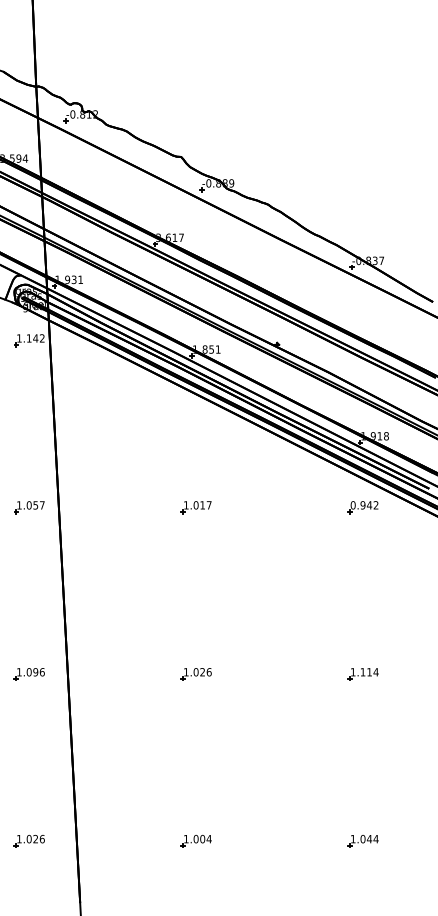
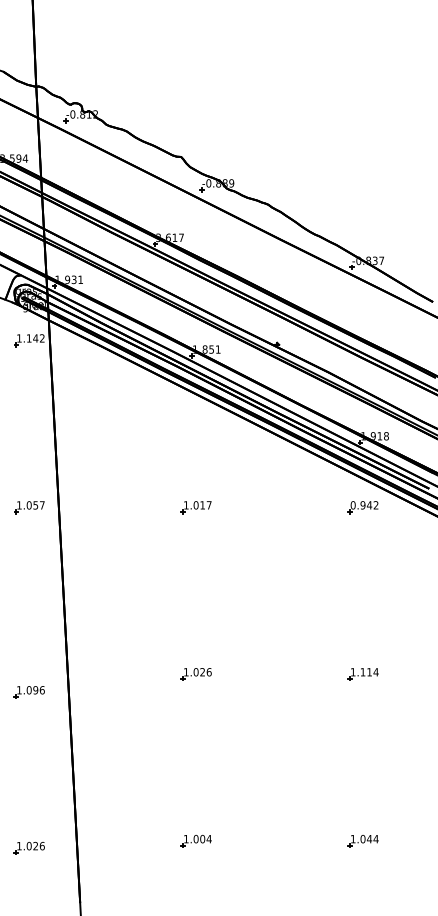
part position: (28, 674) -> (28, 692) (28, 692)
part position: (28, 840) -> (28, 847) (28, 847)
